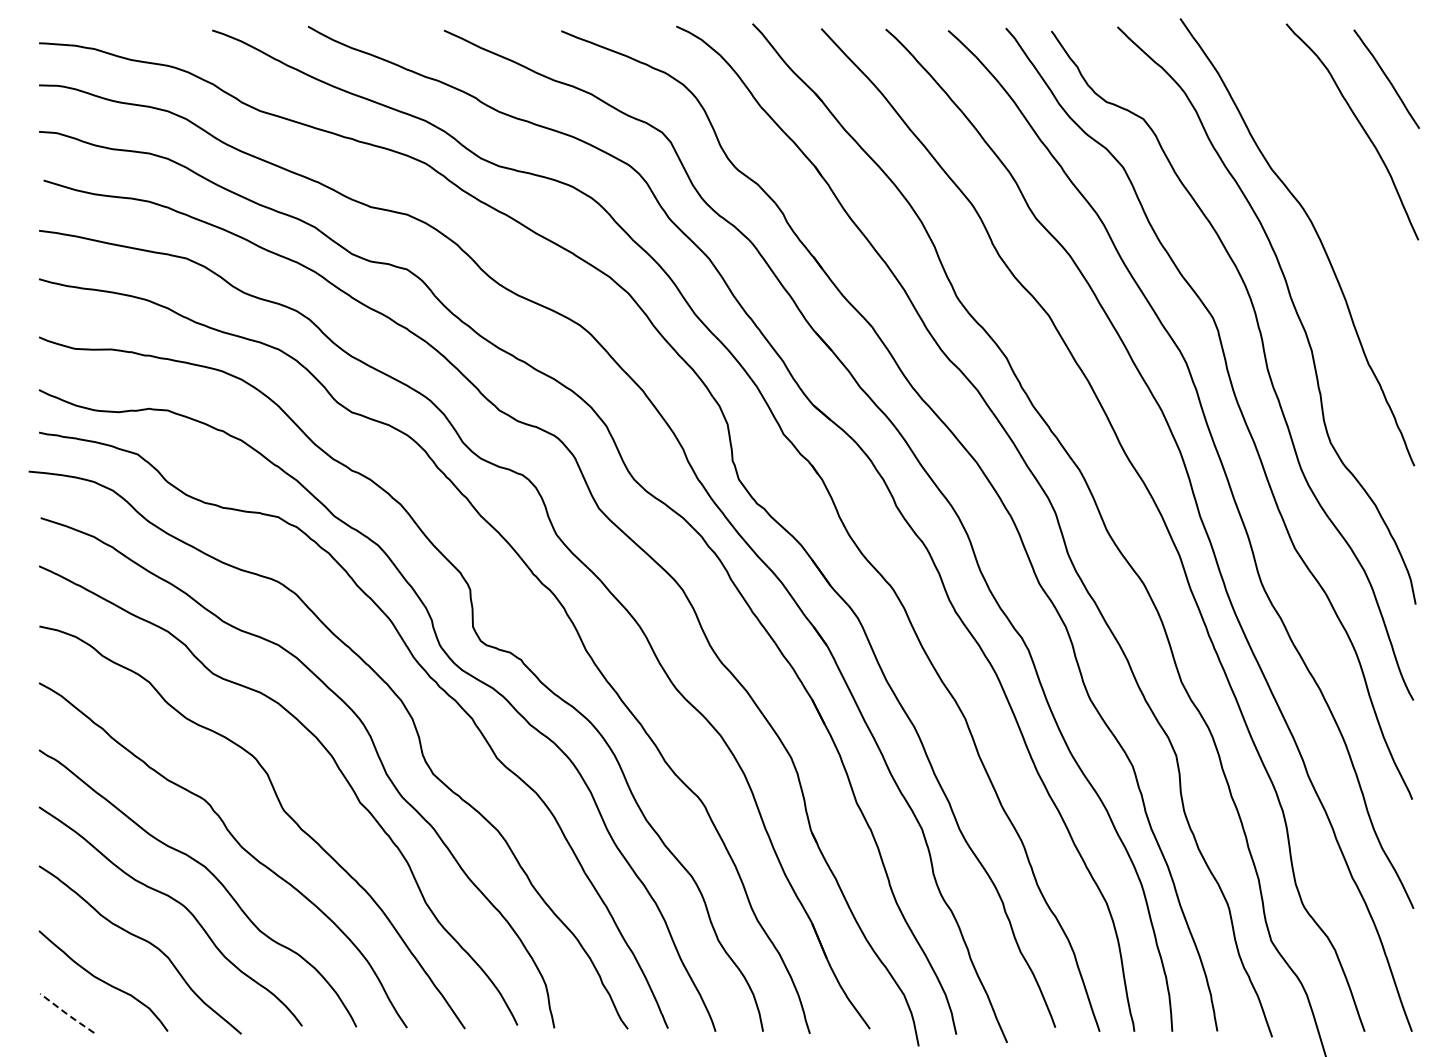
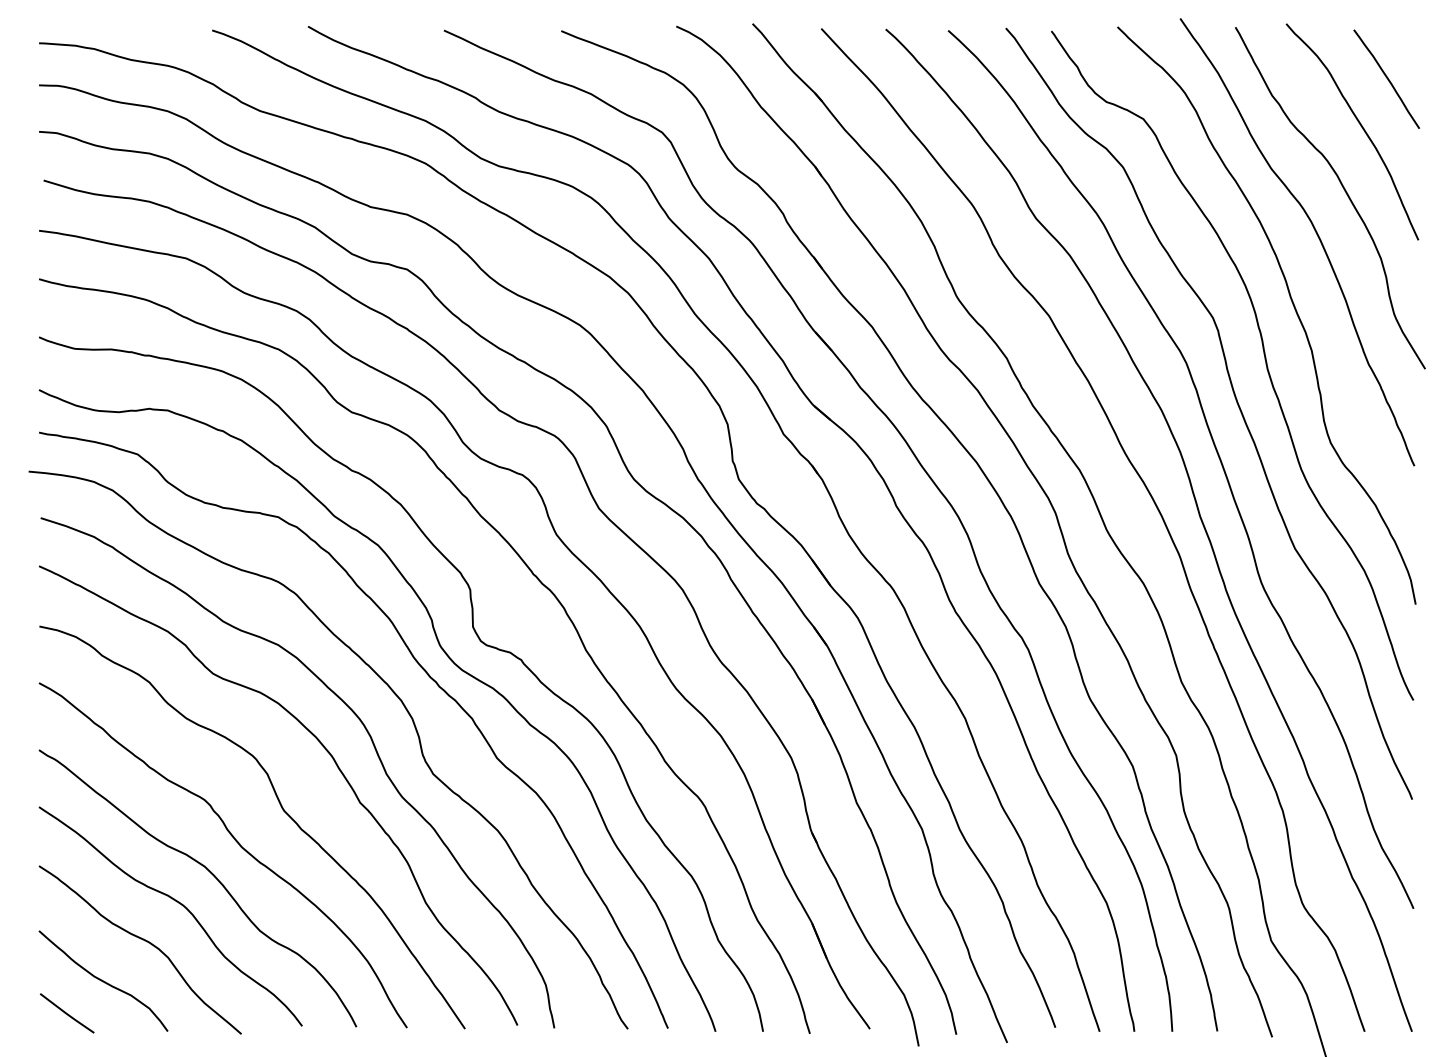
curve: none -> present (1344, 191)
line: dashed -> solid (66, 1013)
